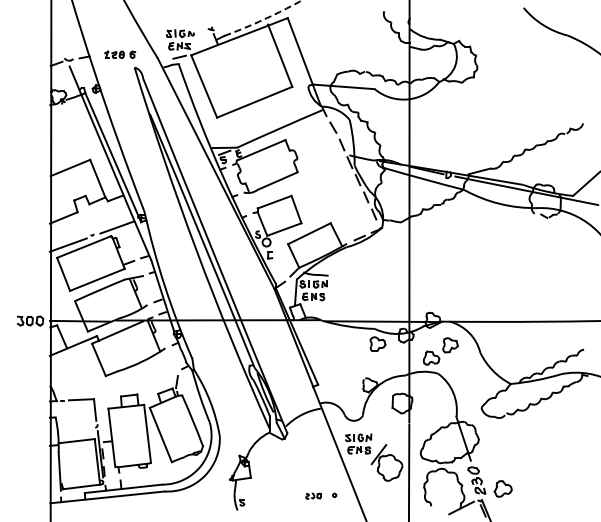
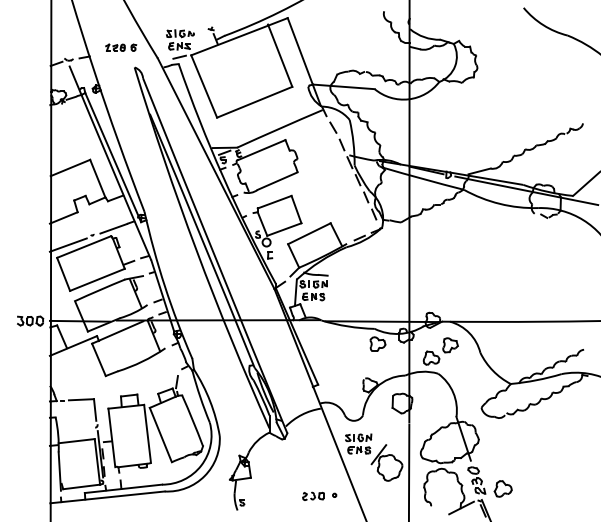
arc: dashed -> solid (264, 19)
part position: (120, 54) -> (121, 47) (121, 47)
part size: 17x8 px -> 23x10 px (313, 495)
